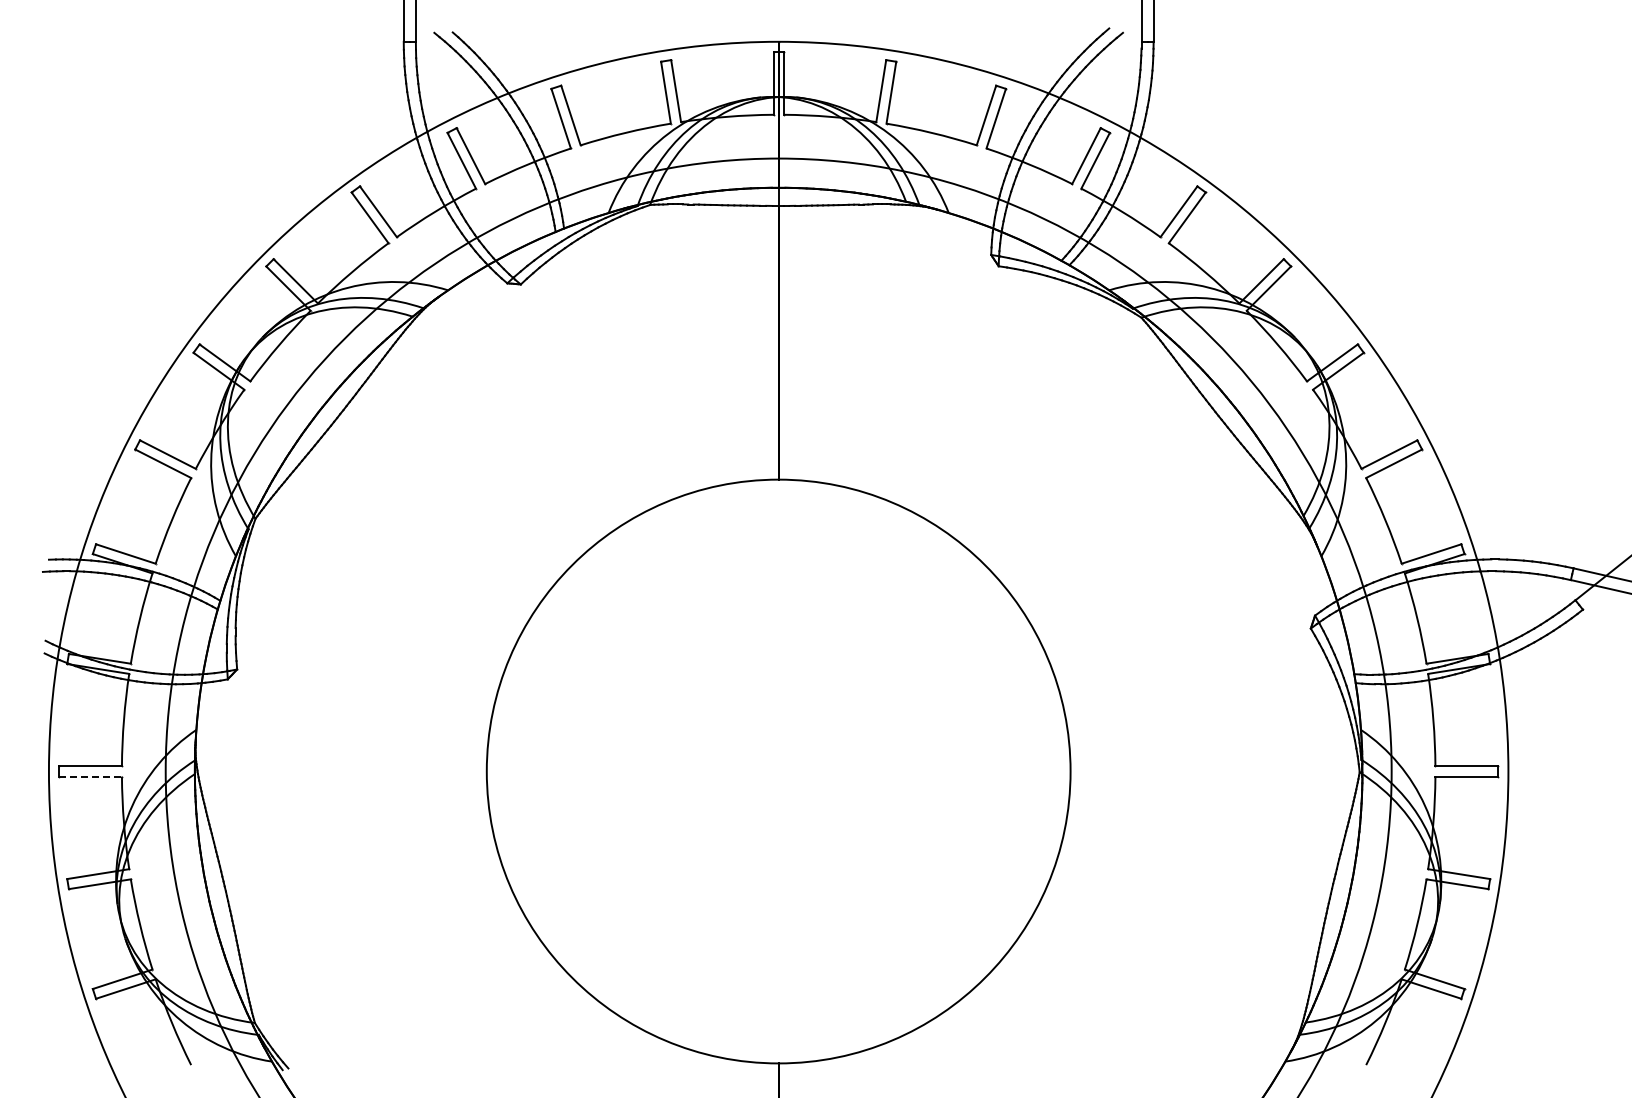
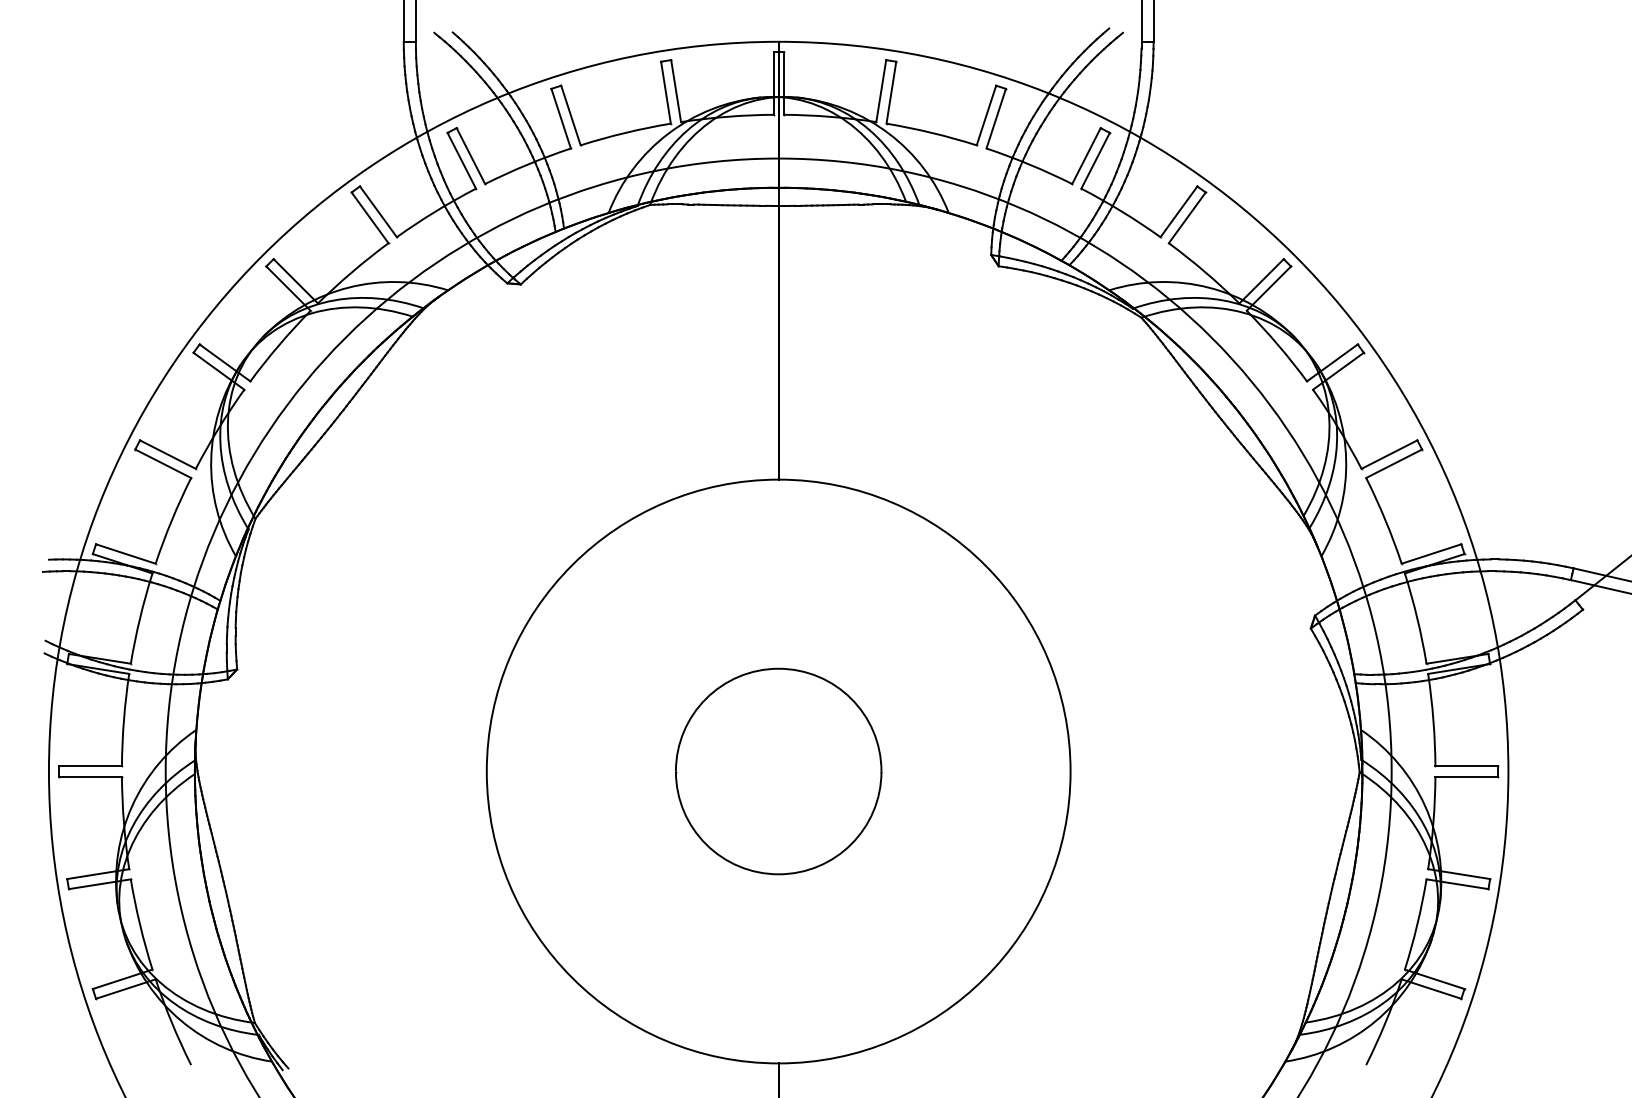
part: none -> present (778, 771)
line: dashed -> solid (91, 776)
